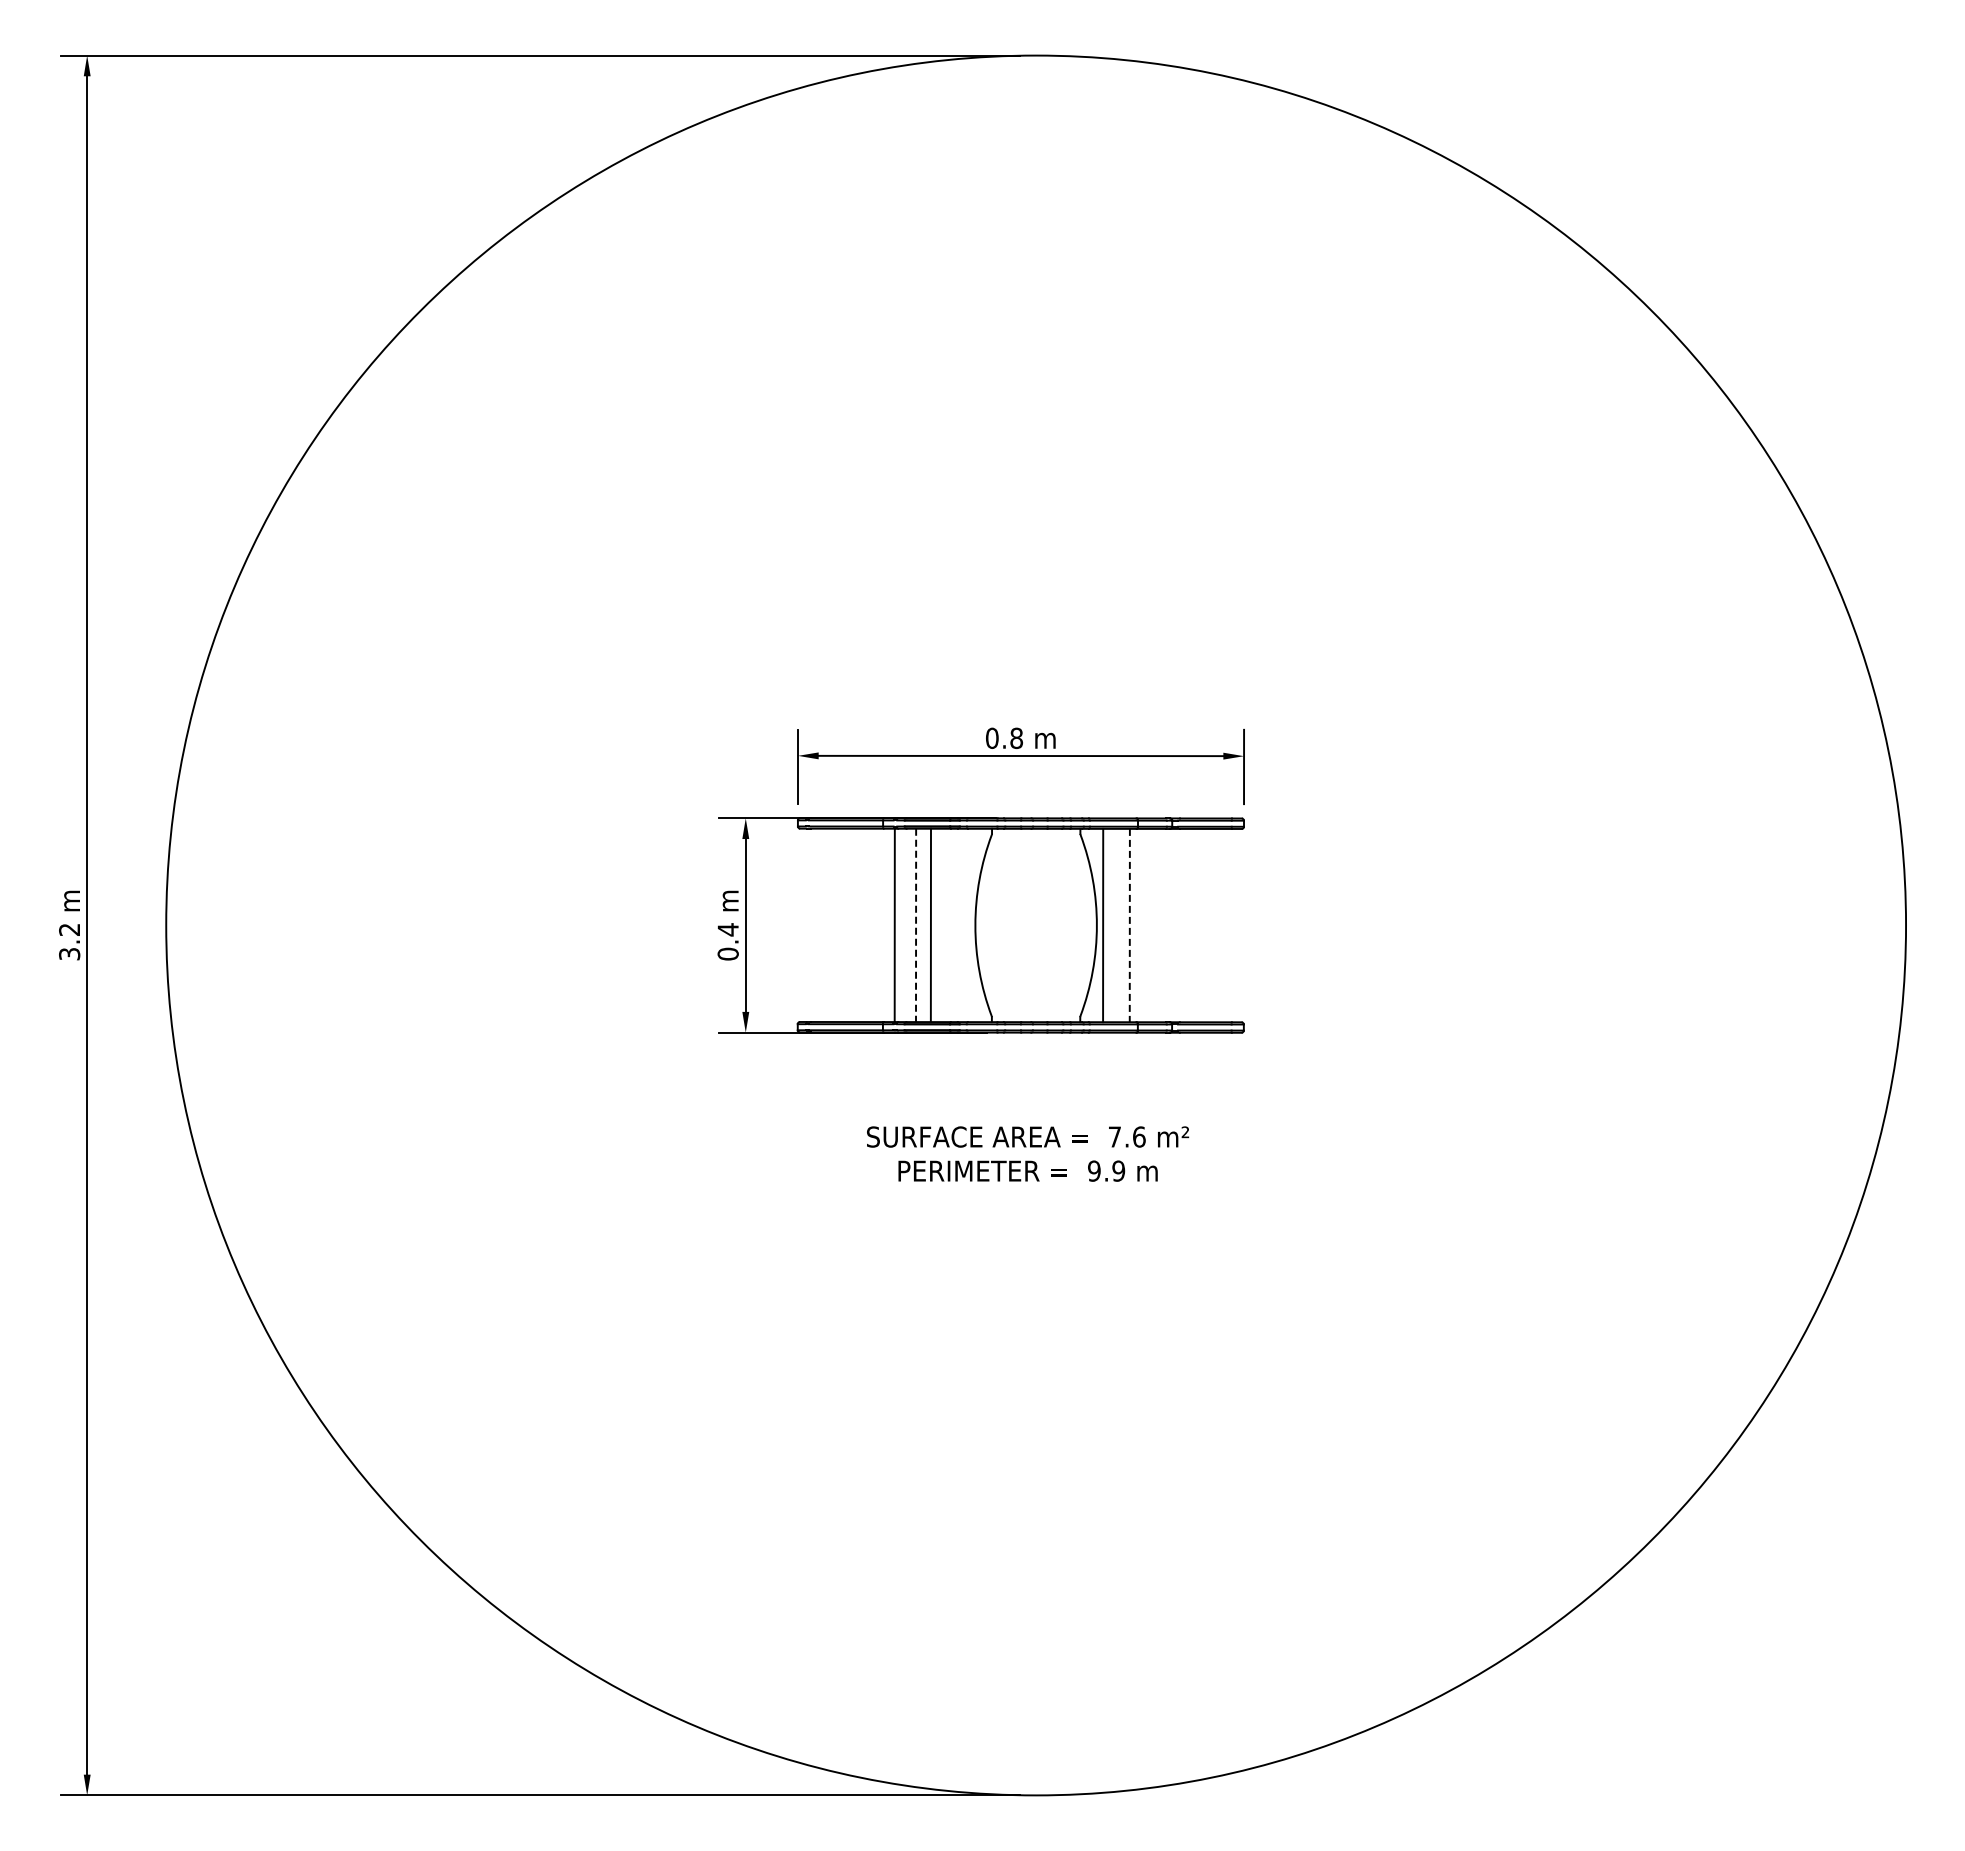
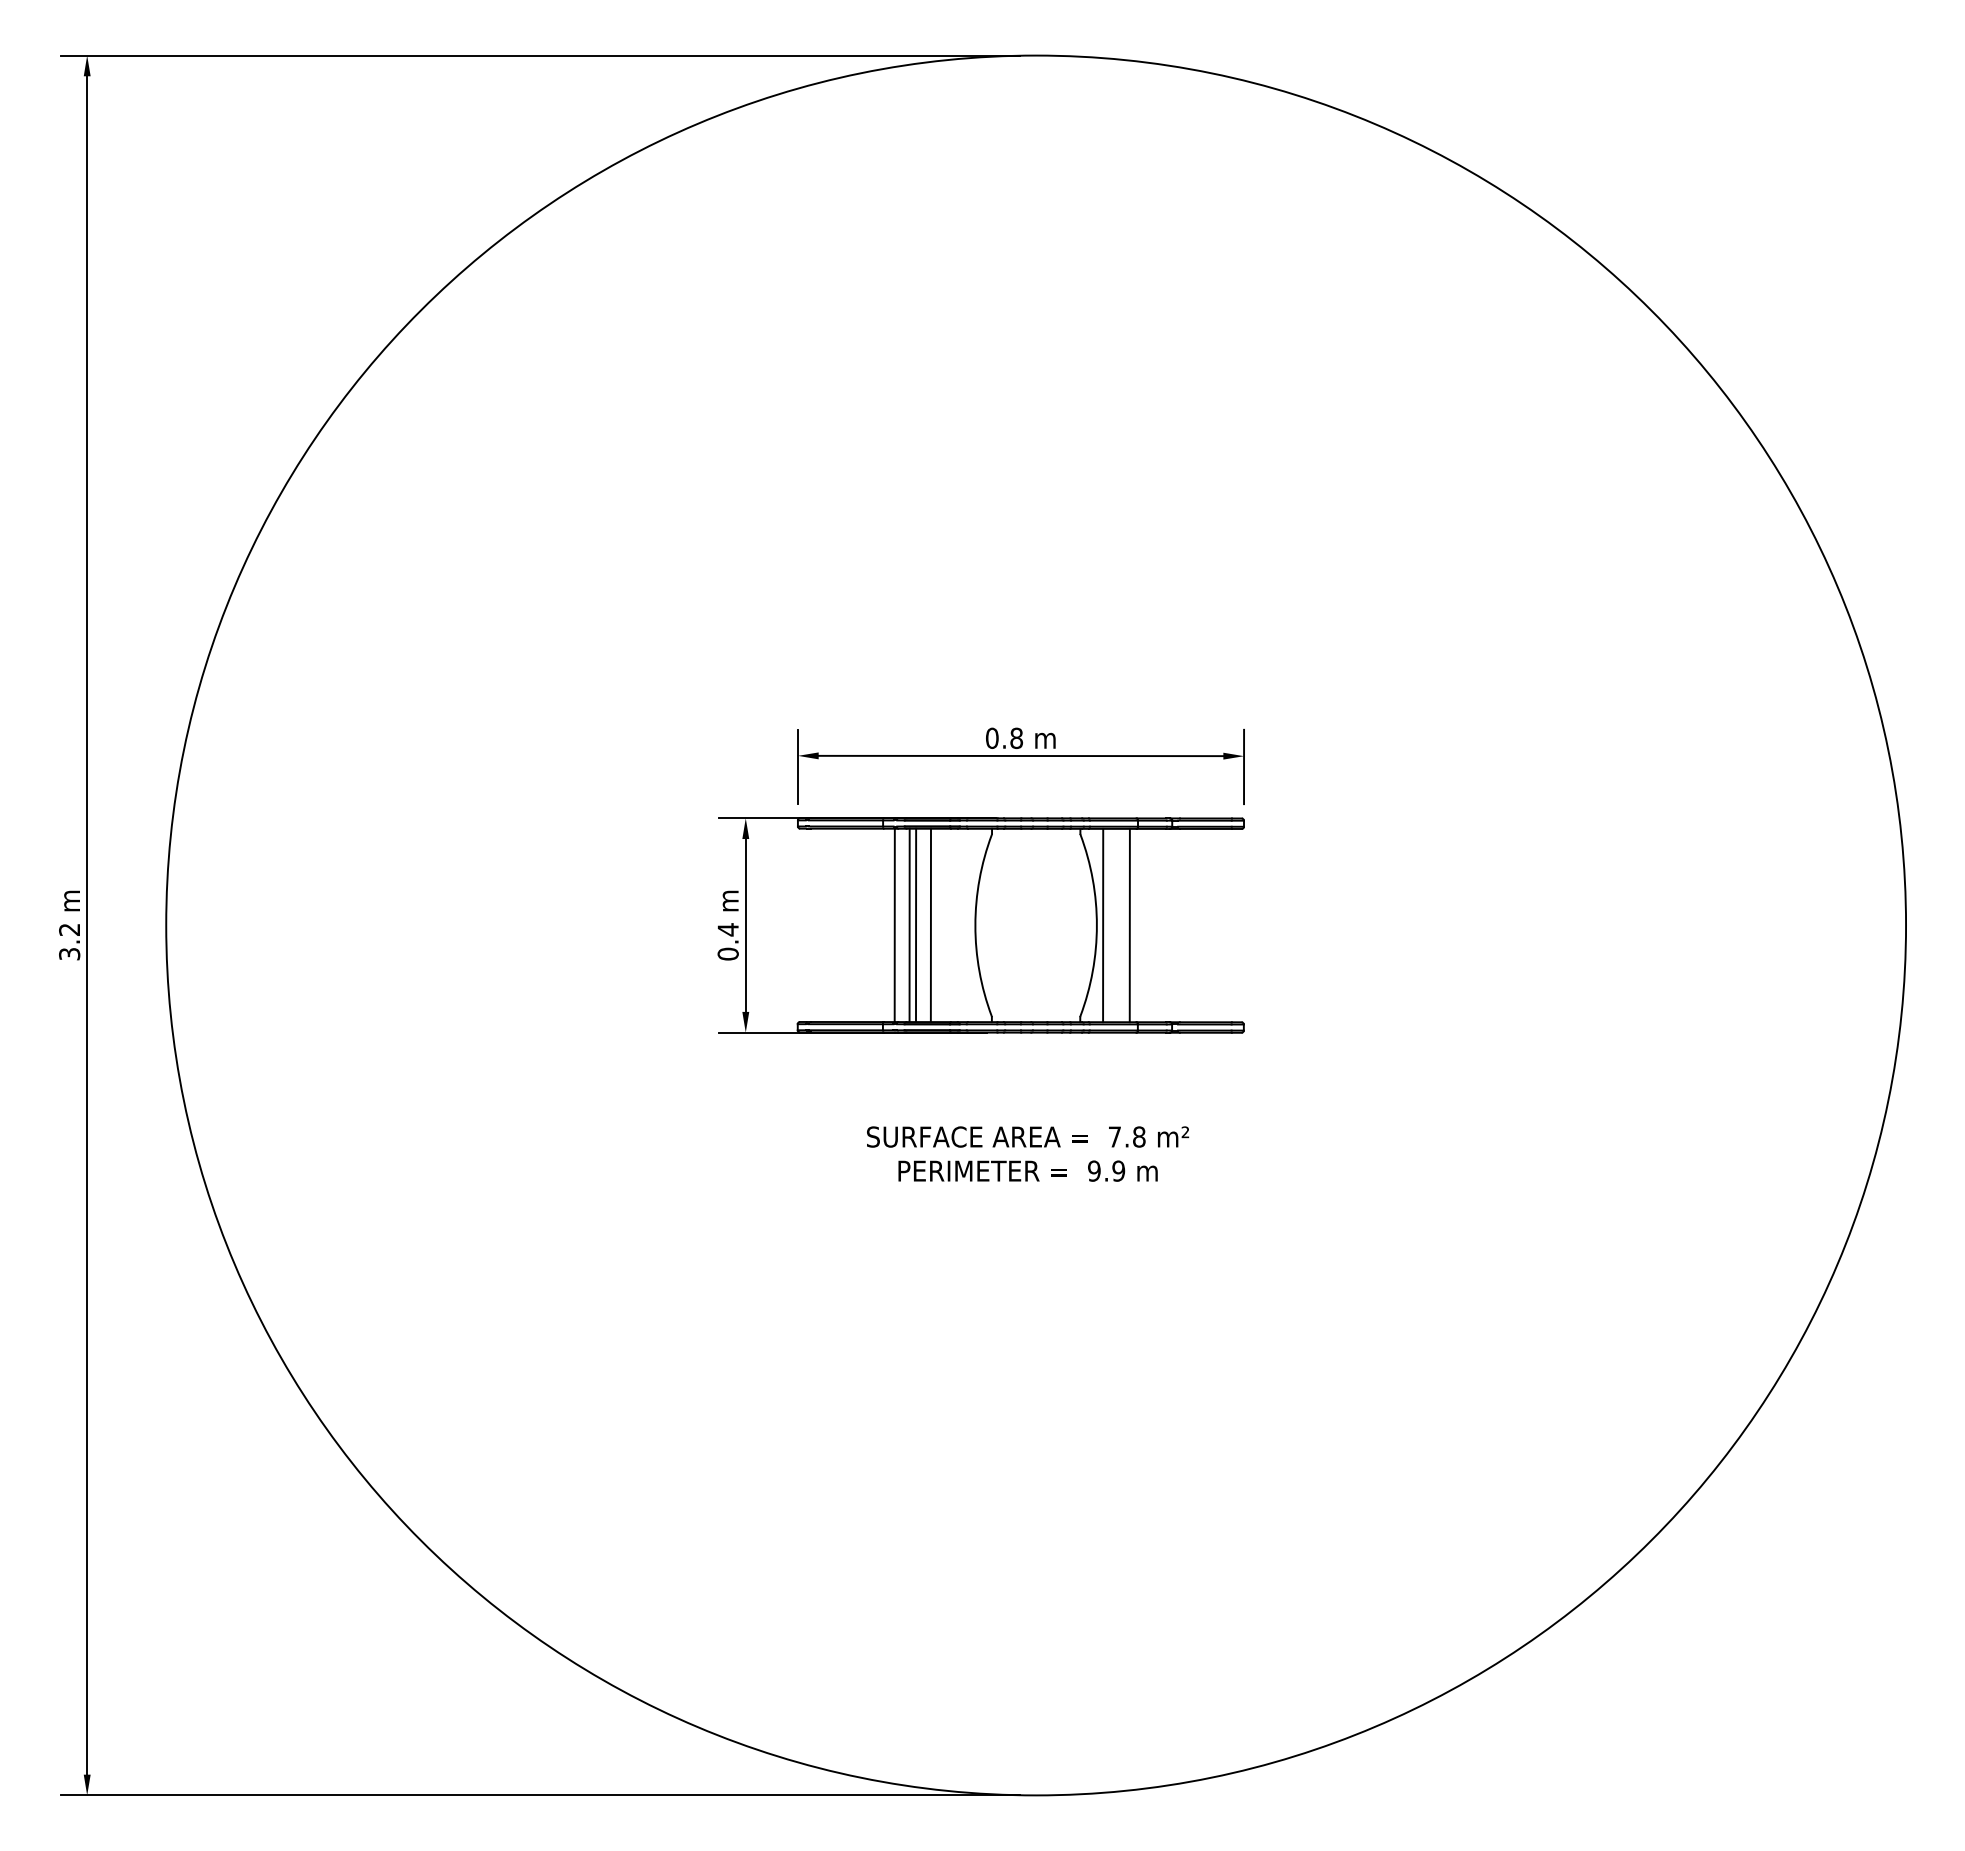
line: none -> present (909, 925)
line: dashed -> solid (916, 925)
line: dashed -> solid (1129, 925)
text: 7.6 -> 7.8 (1139, 1136)
